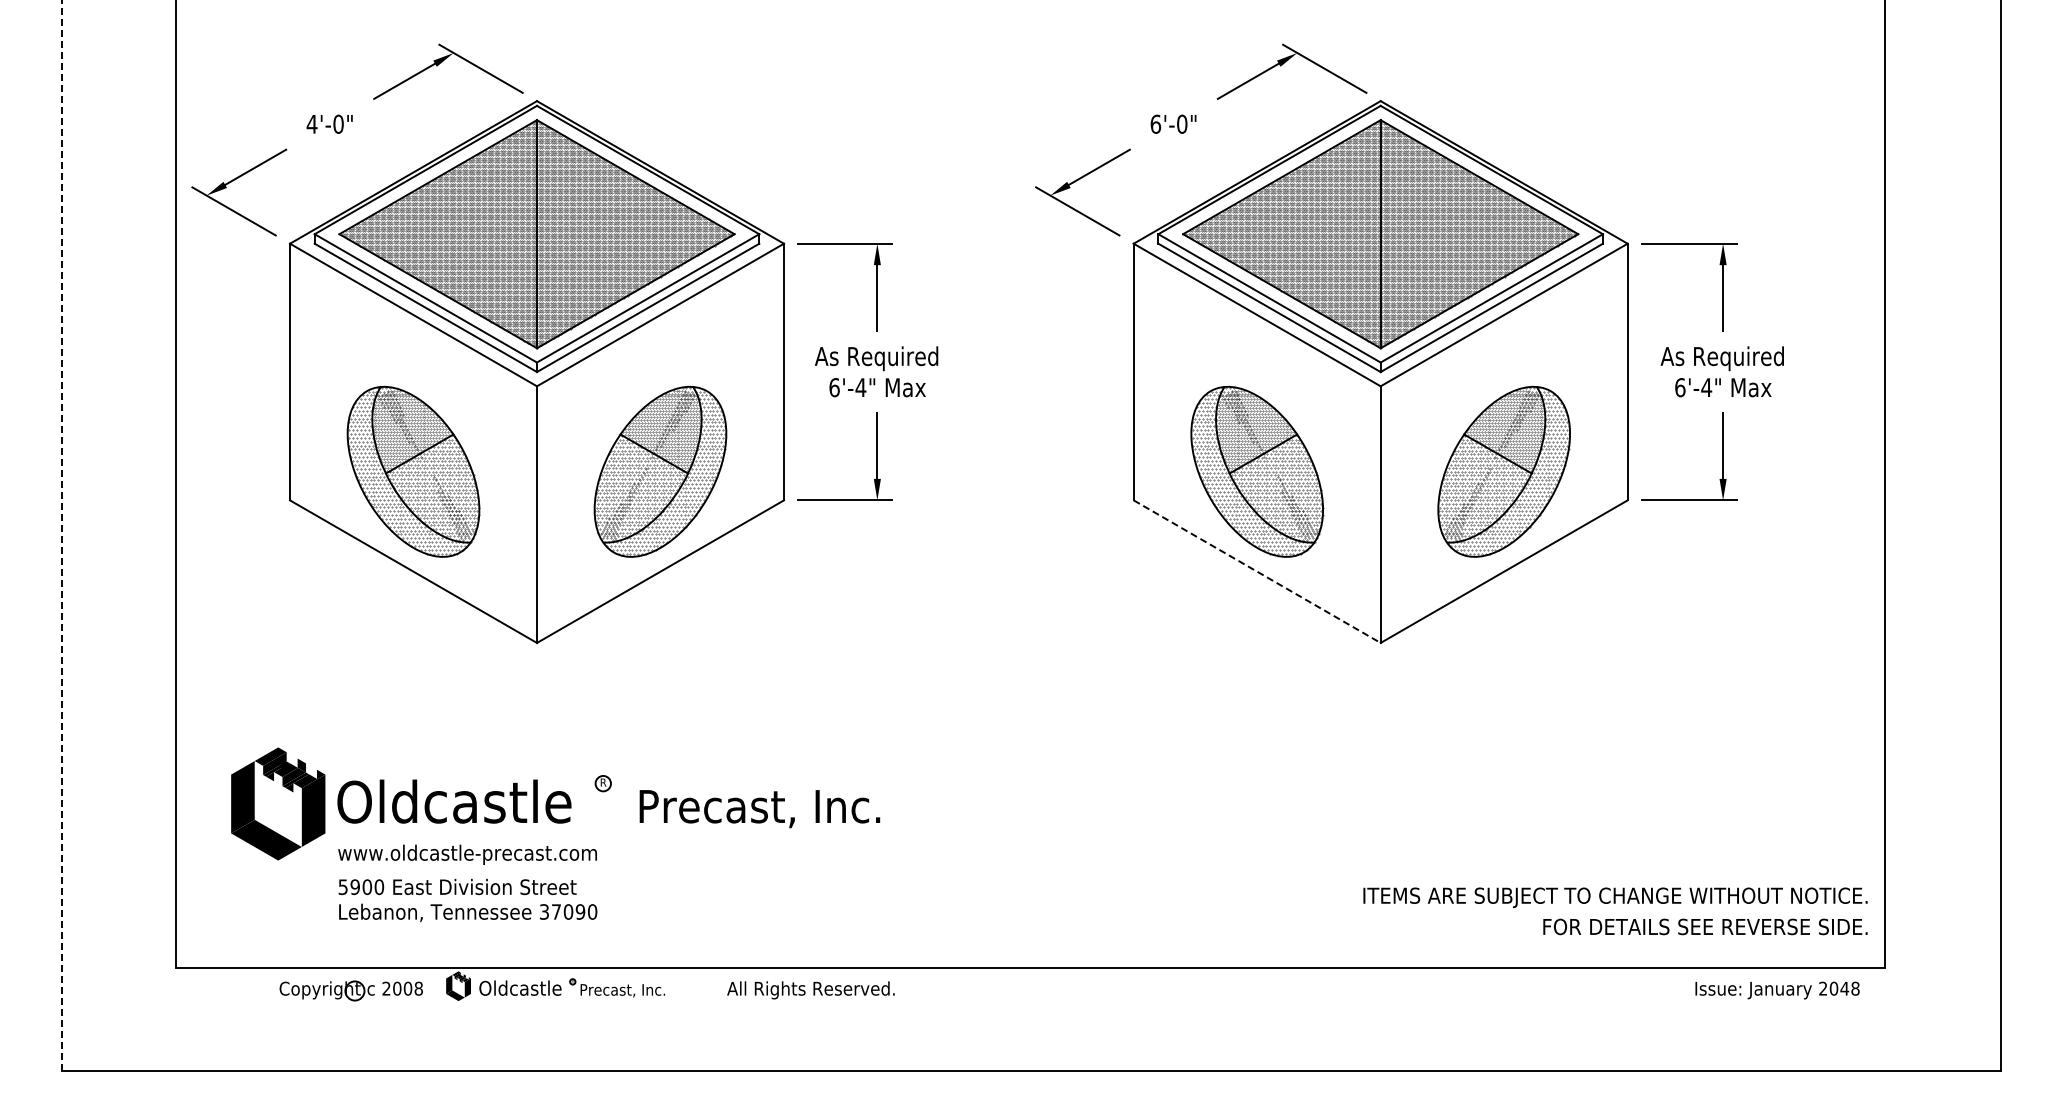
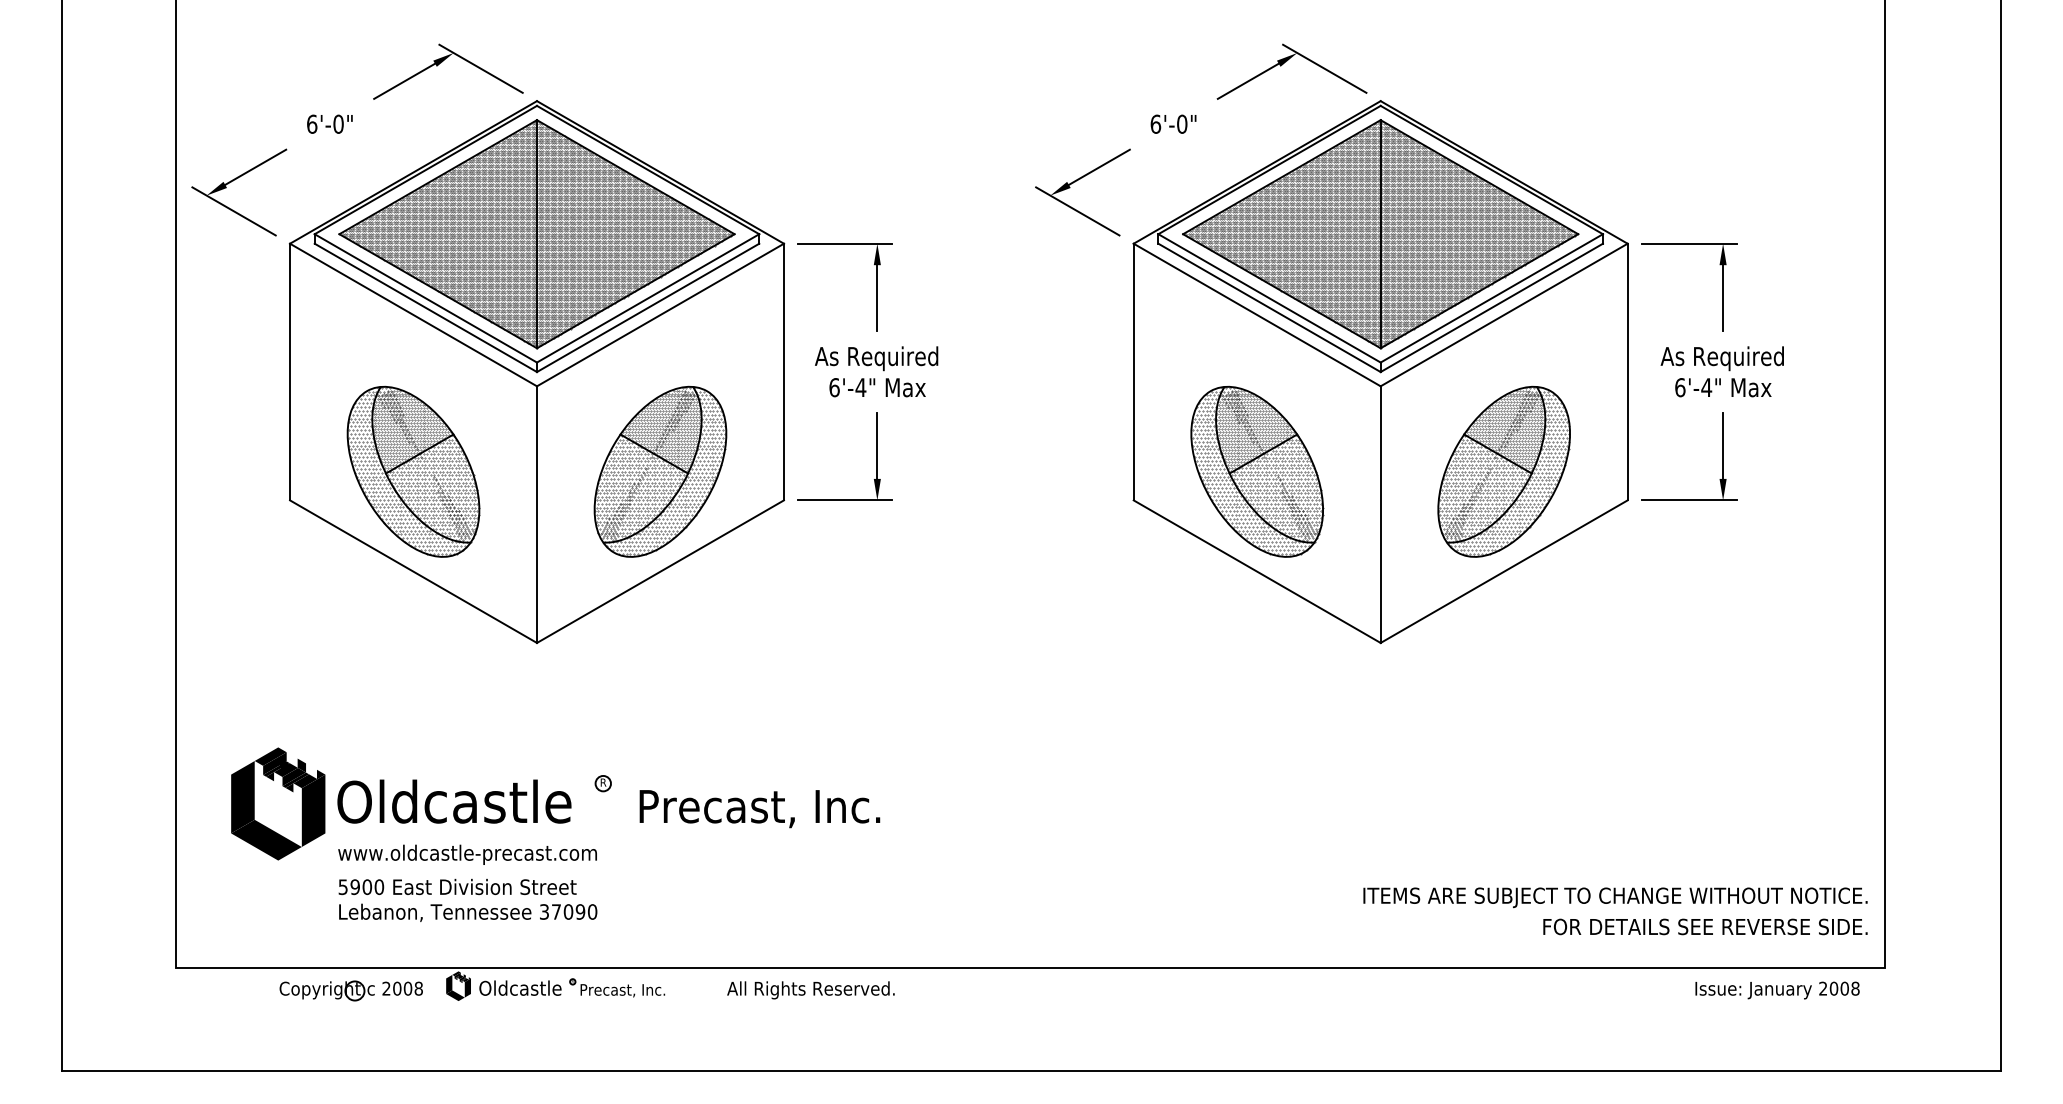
text: 4'-0" -> 6'-0" (311, 123)
line: dashed -> solid (61, 535)
line: dashed -> solid (1257, 571)
text: 2048 -> 2008 (1844, 988)
